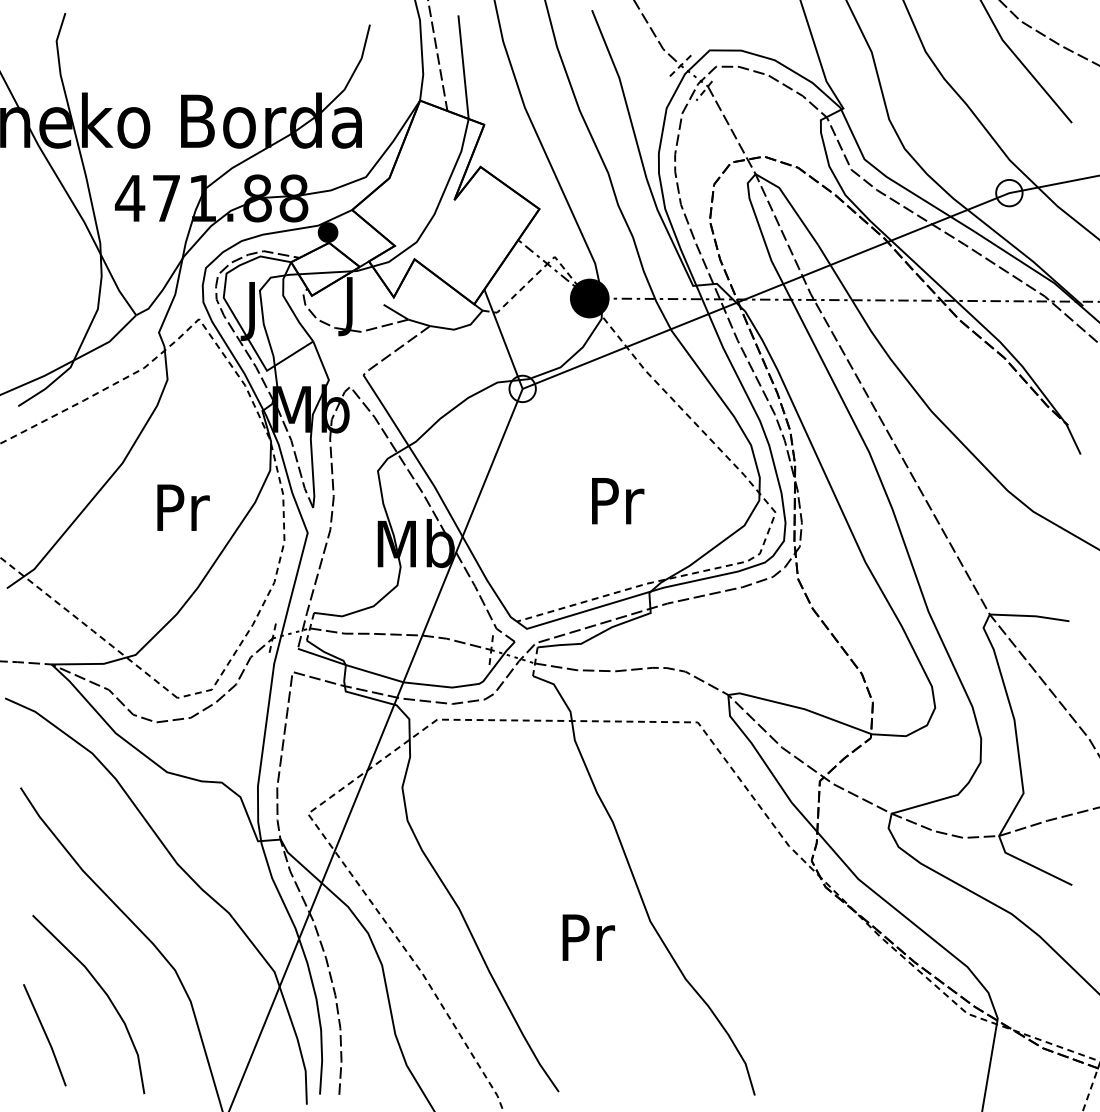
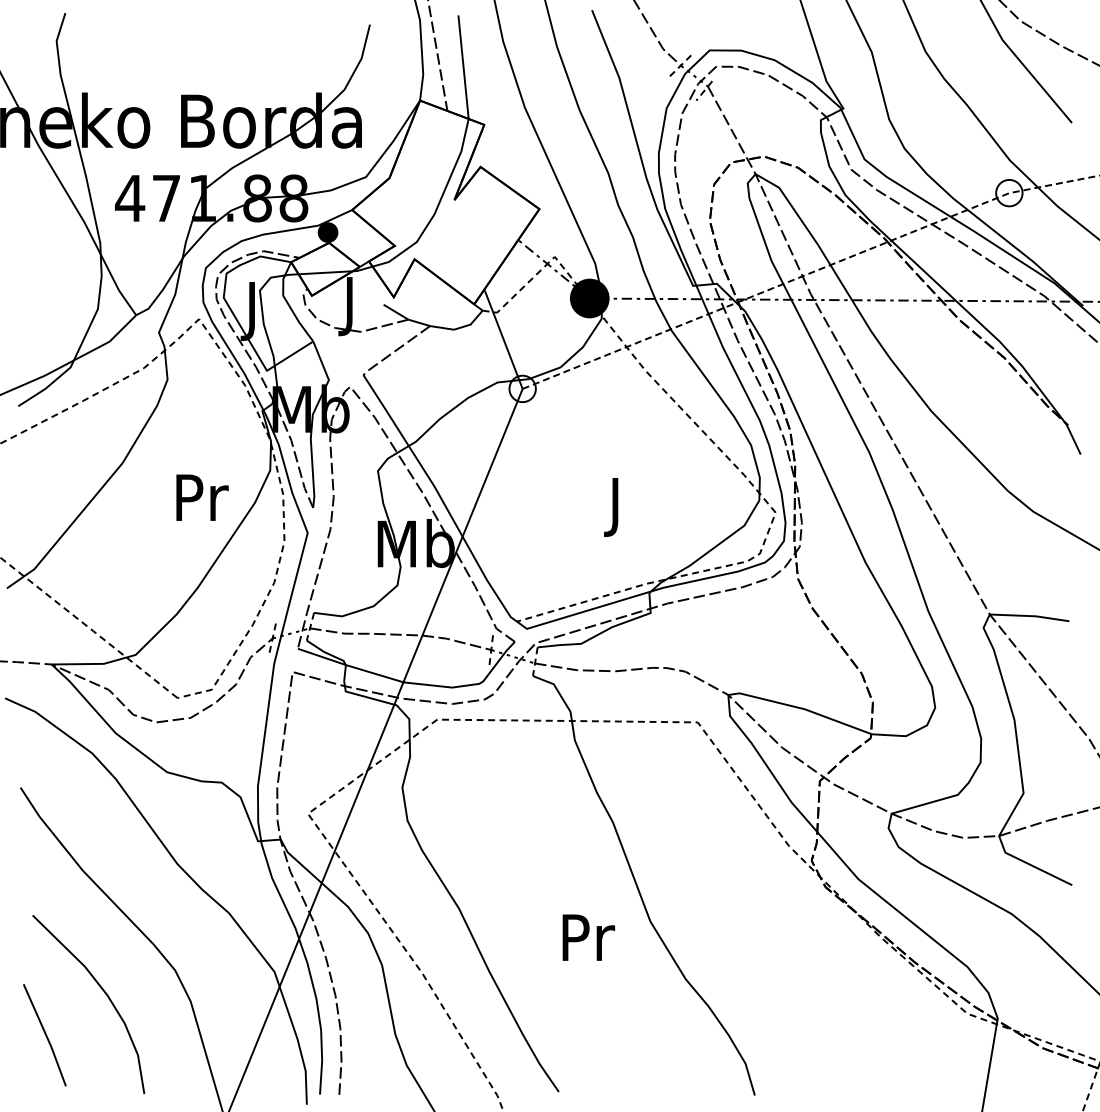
line: solid -> dashed (808, 273)
text position: (183, 507) -> (202, 497) (202, 497)
text: Pr -> J (618, 507)
